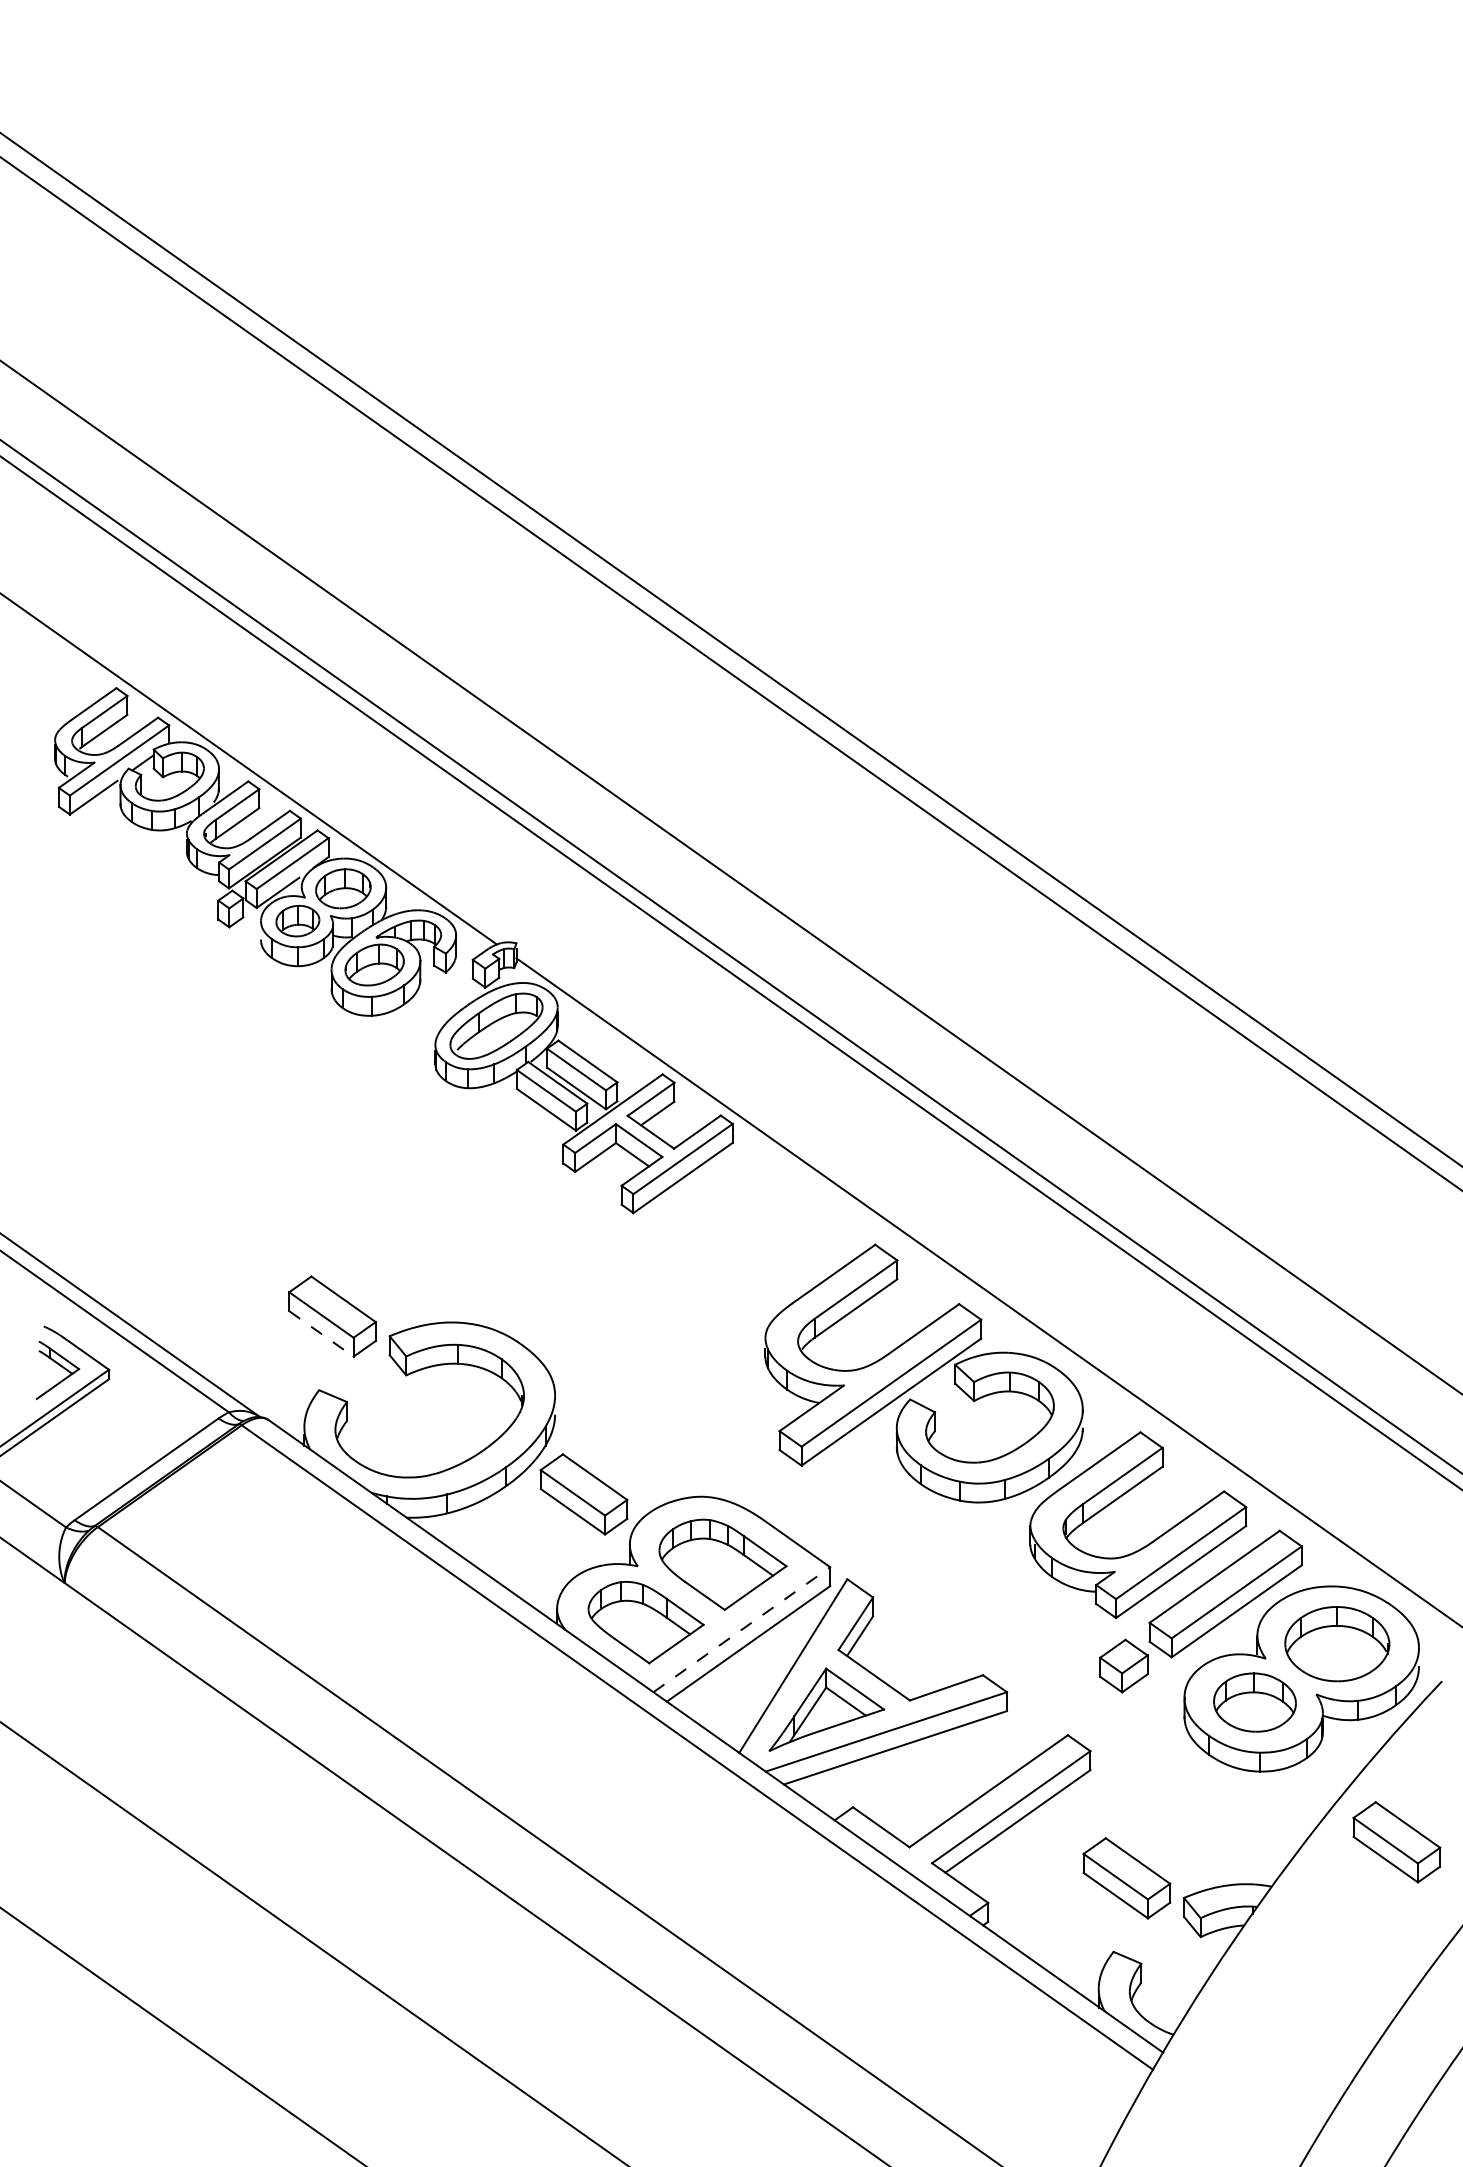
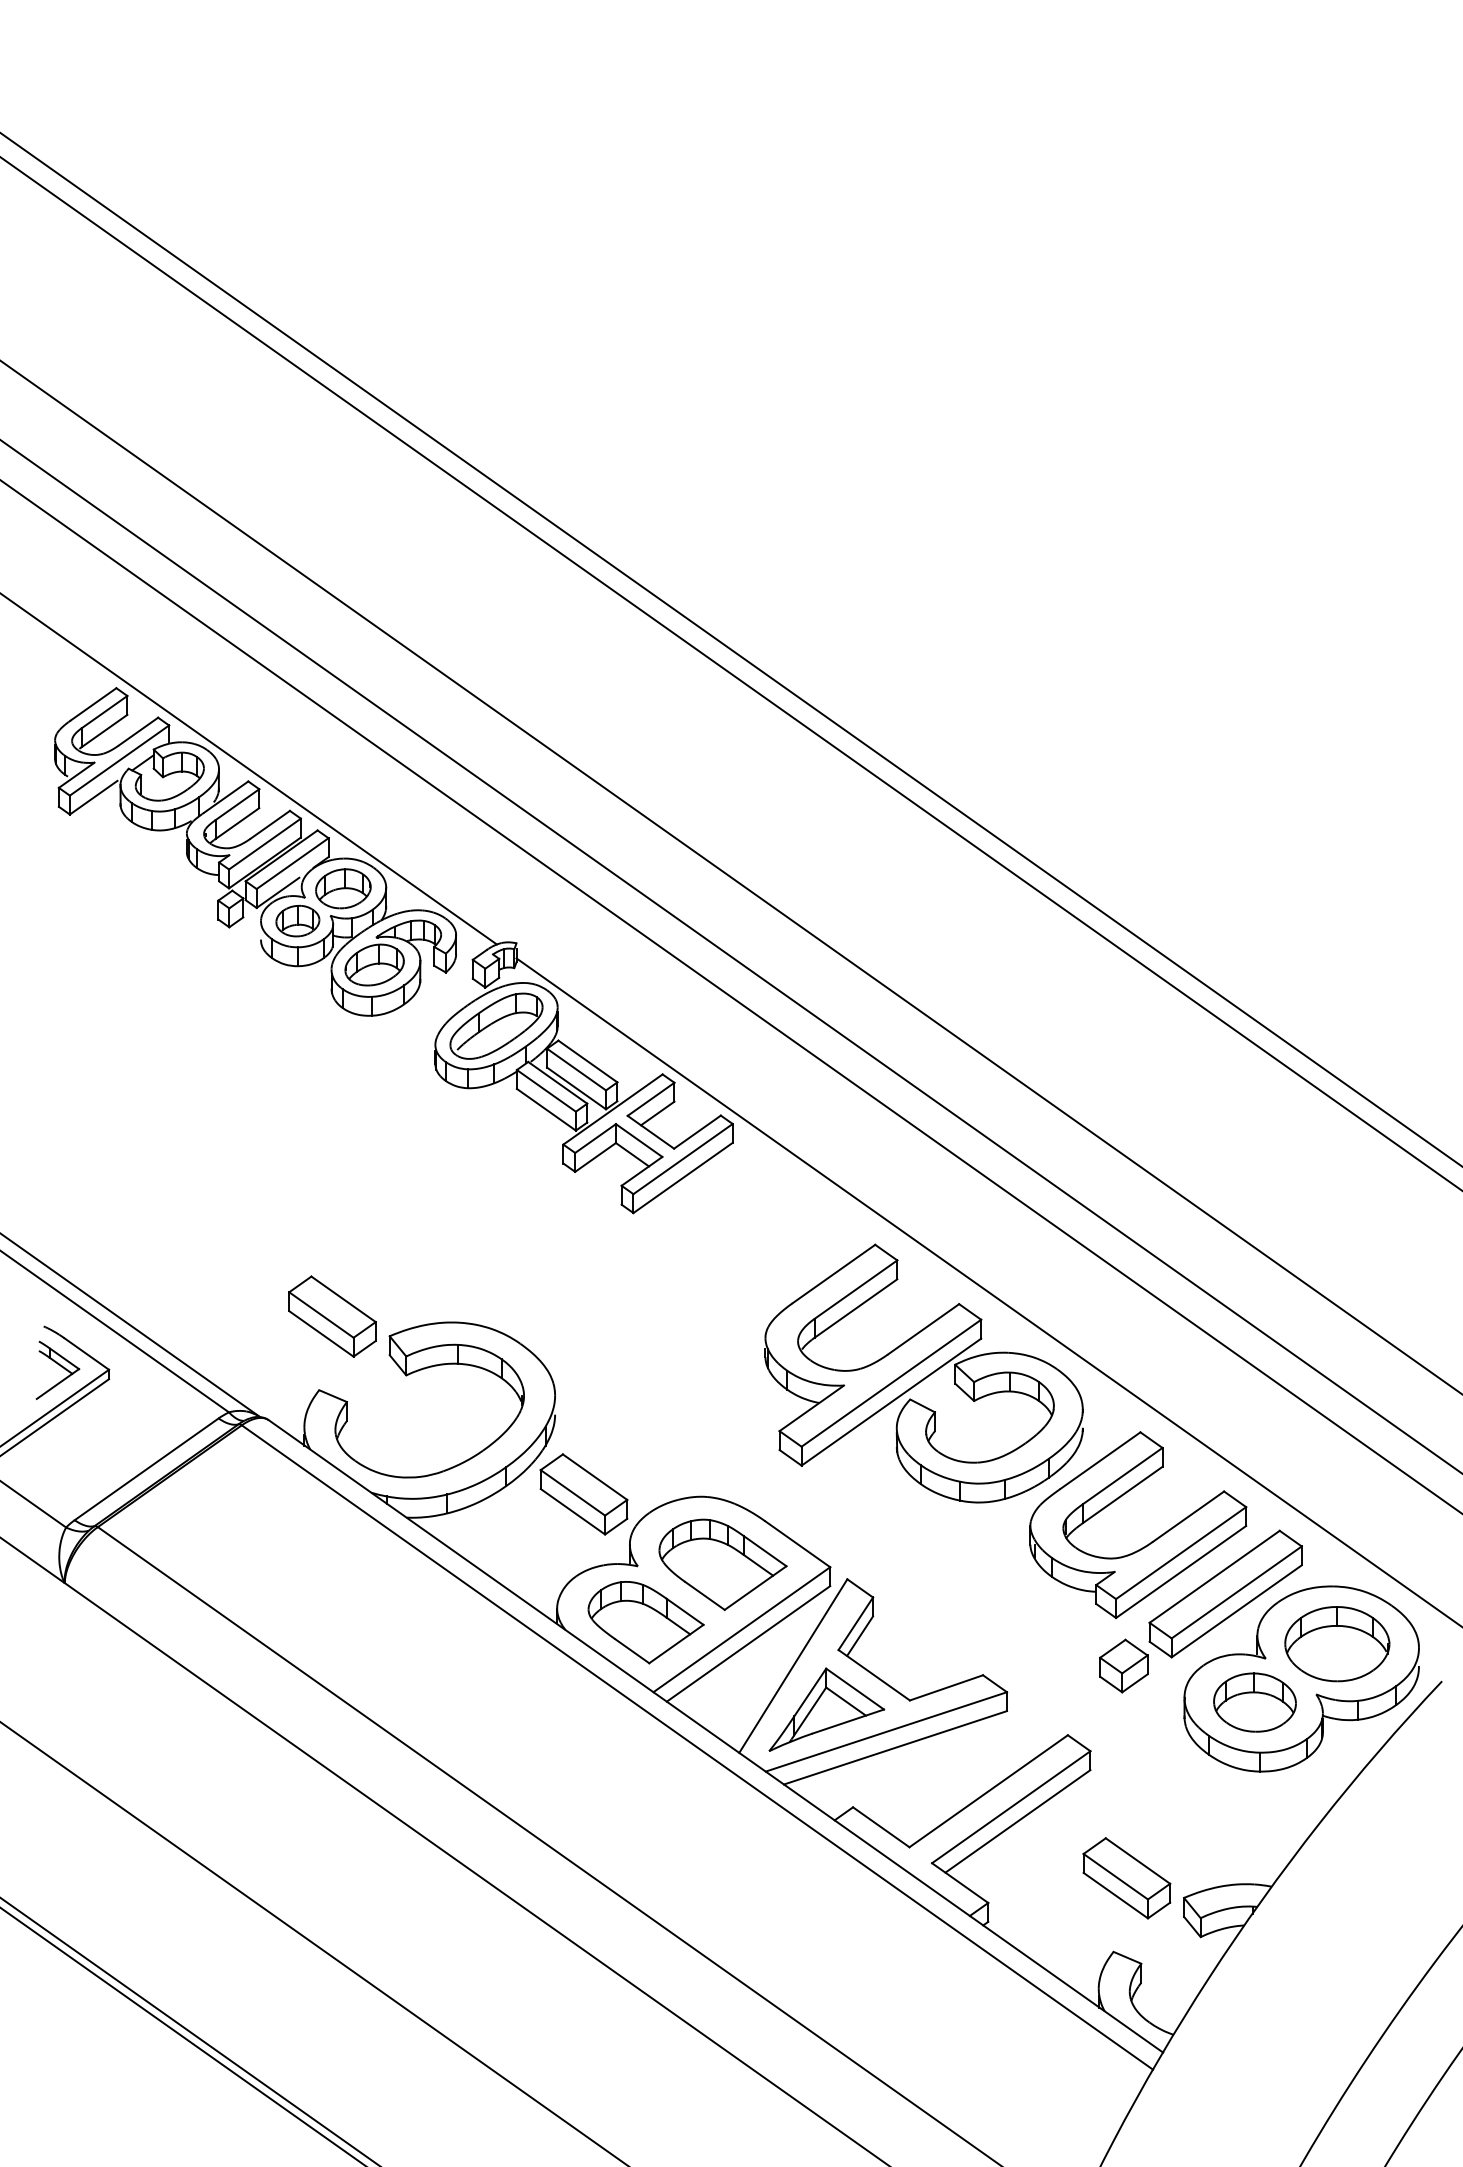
line position: (730, 972) -> (730, 996) (730, 996)
line: dashed -> solid (321, 1334)
line: dashed -> solid (742, 1629)
part: present -> none (1396, 1842)
line: none -> present (189, 2031)
